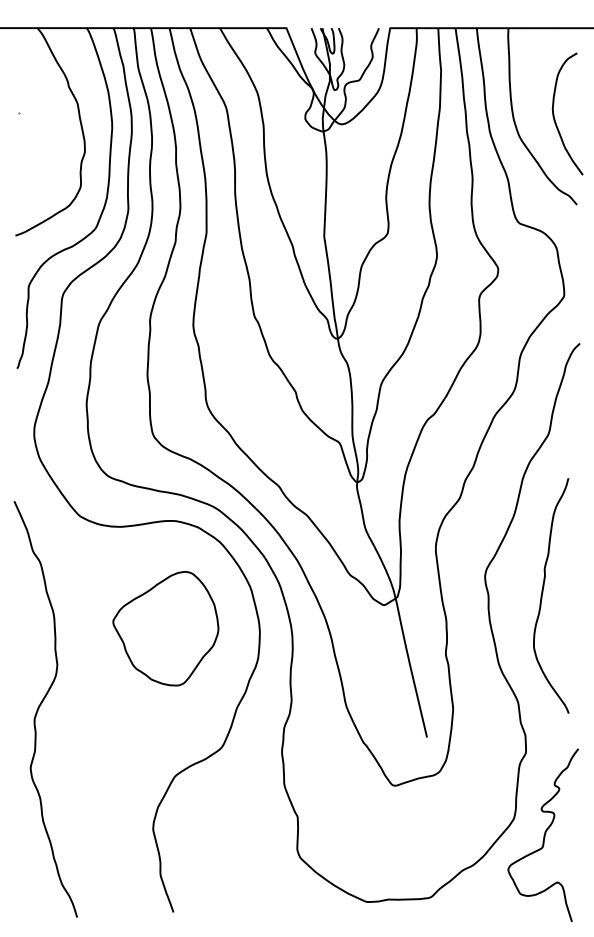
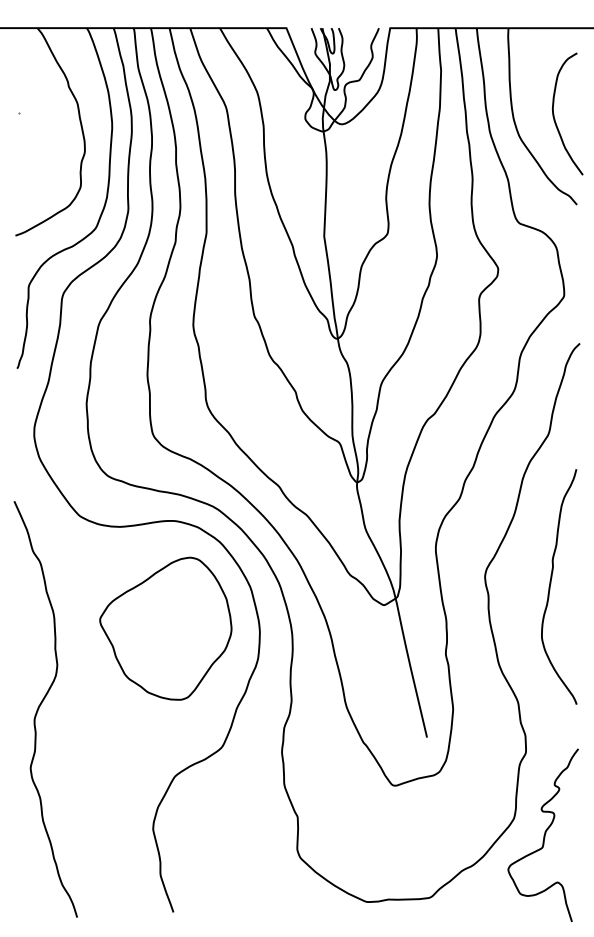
curve position: (543, 592) -> (551, 583) (551, 583)
part size: 108x116 px -> 134x145 px (165, 628)
